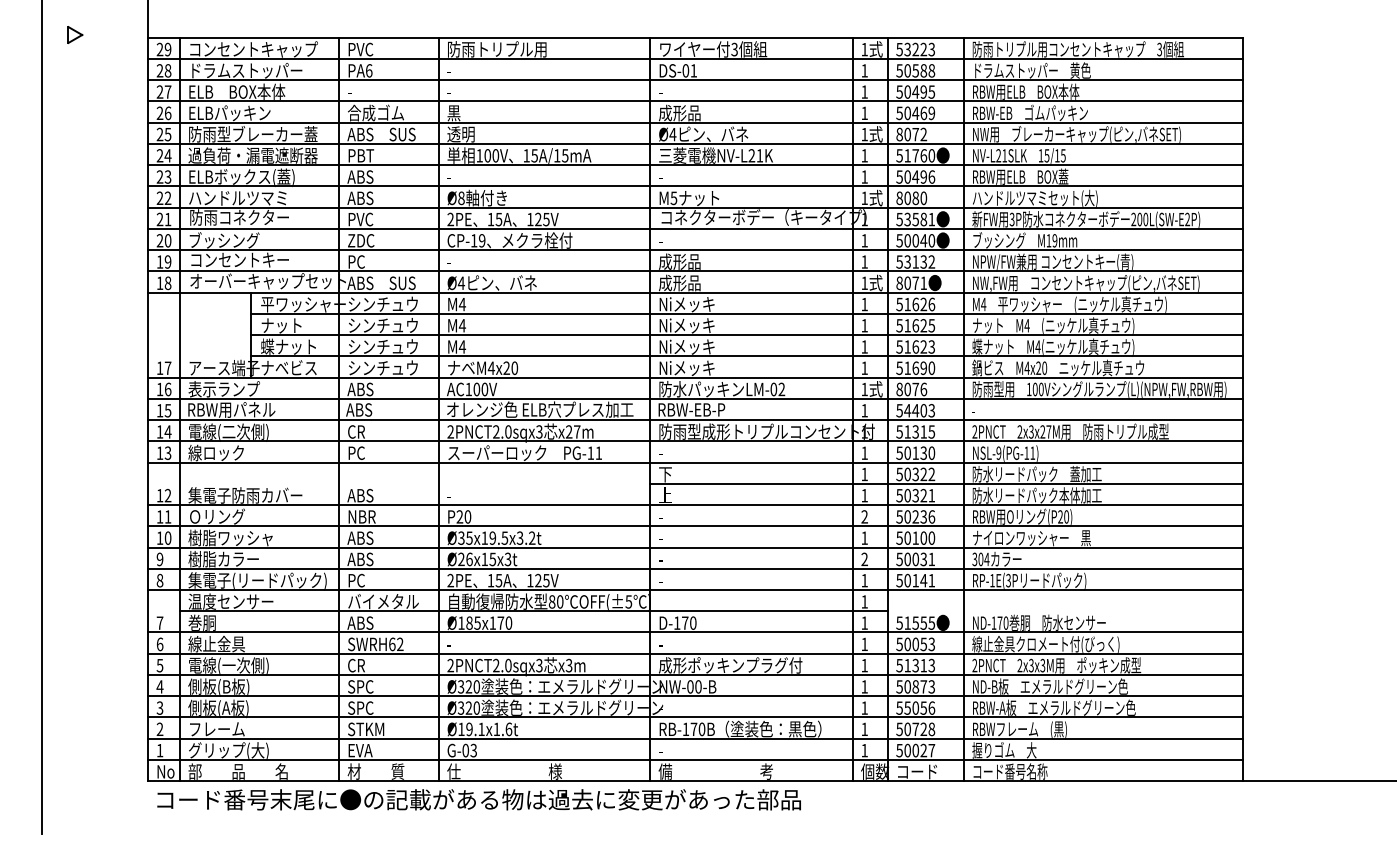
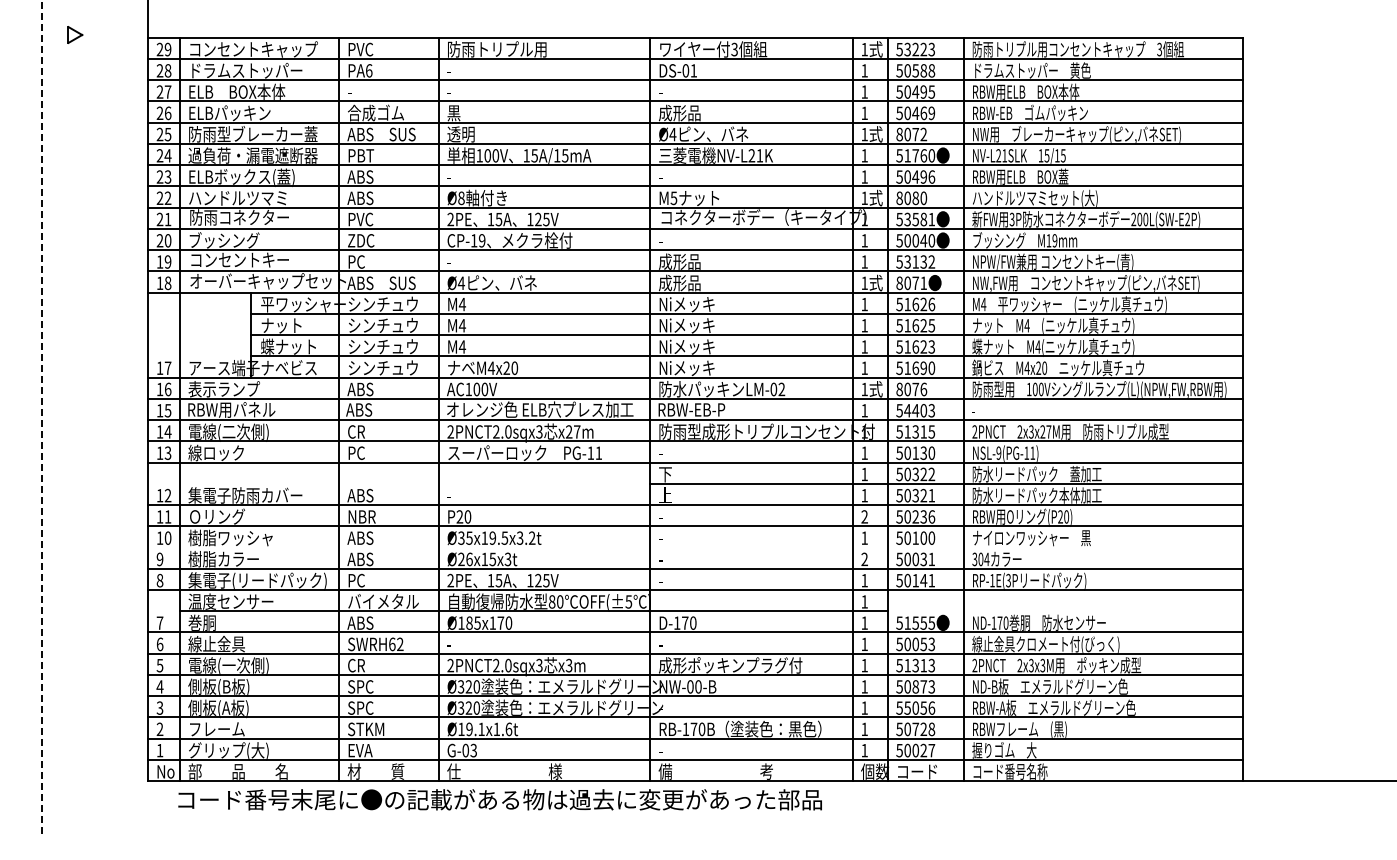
line: solid -> dashed (41, 417)
line: present -> none (695, 547)
text position: (478, 799) -> (499, 799) (499, 799)
